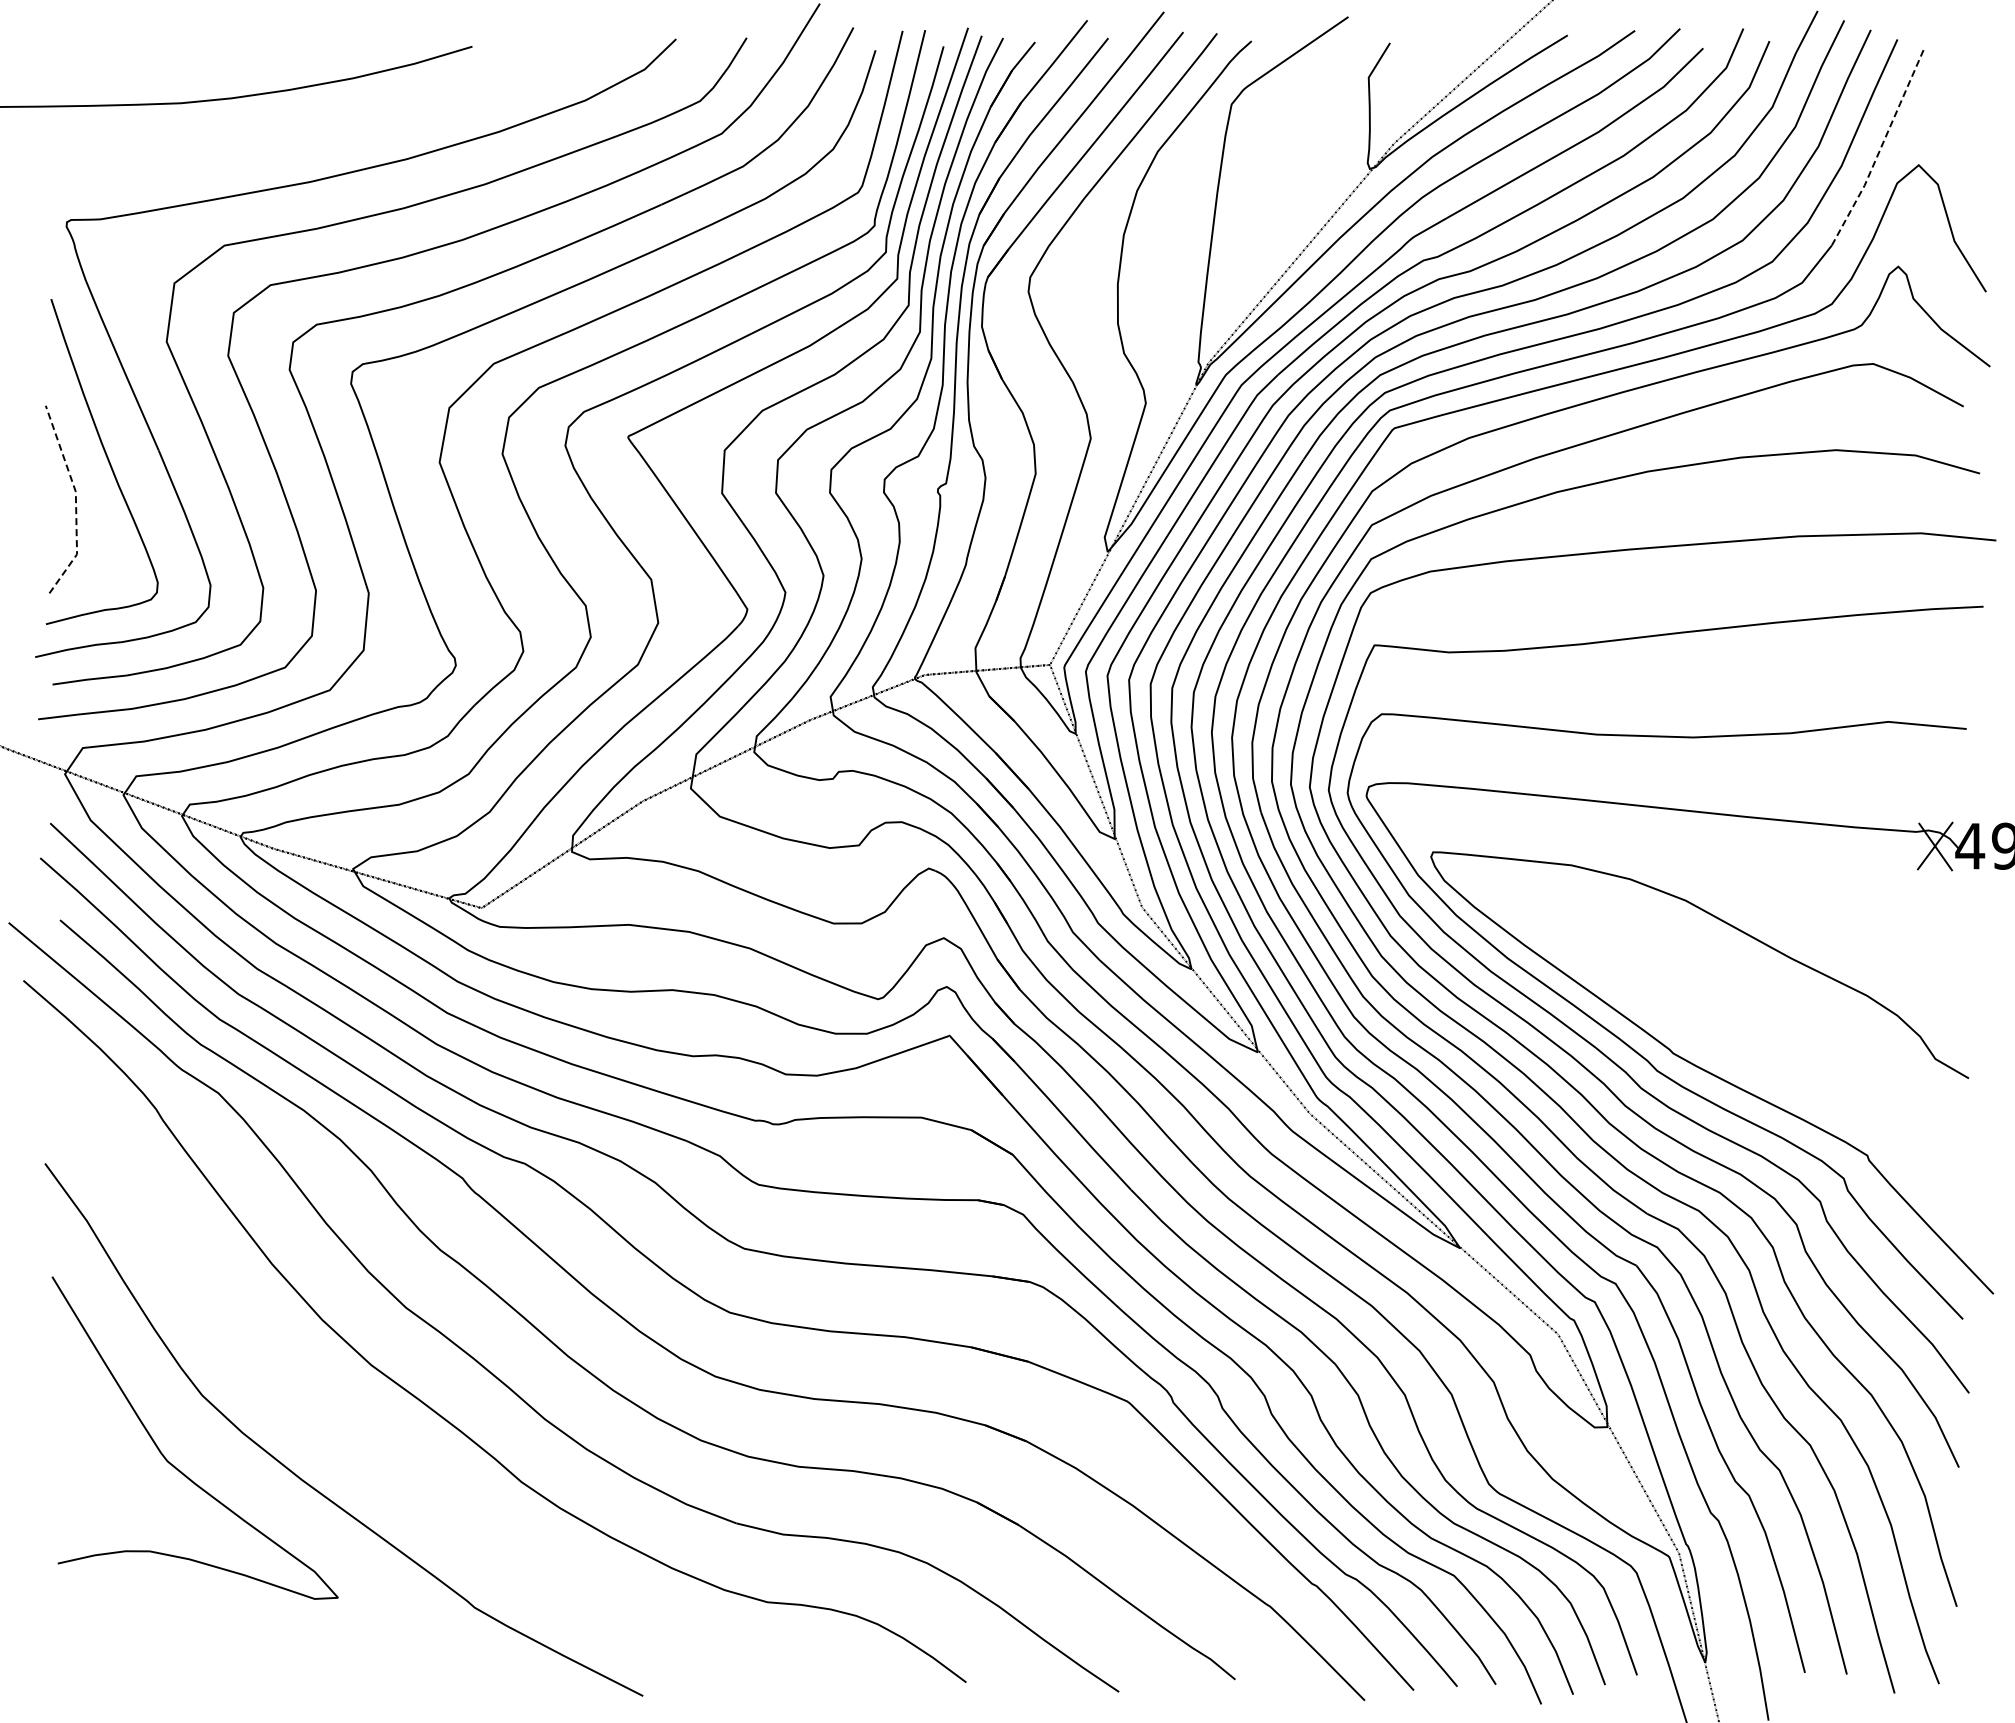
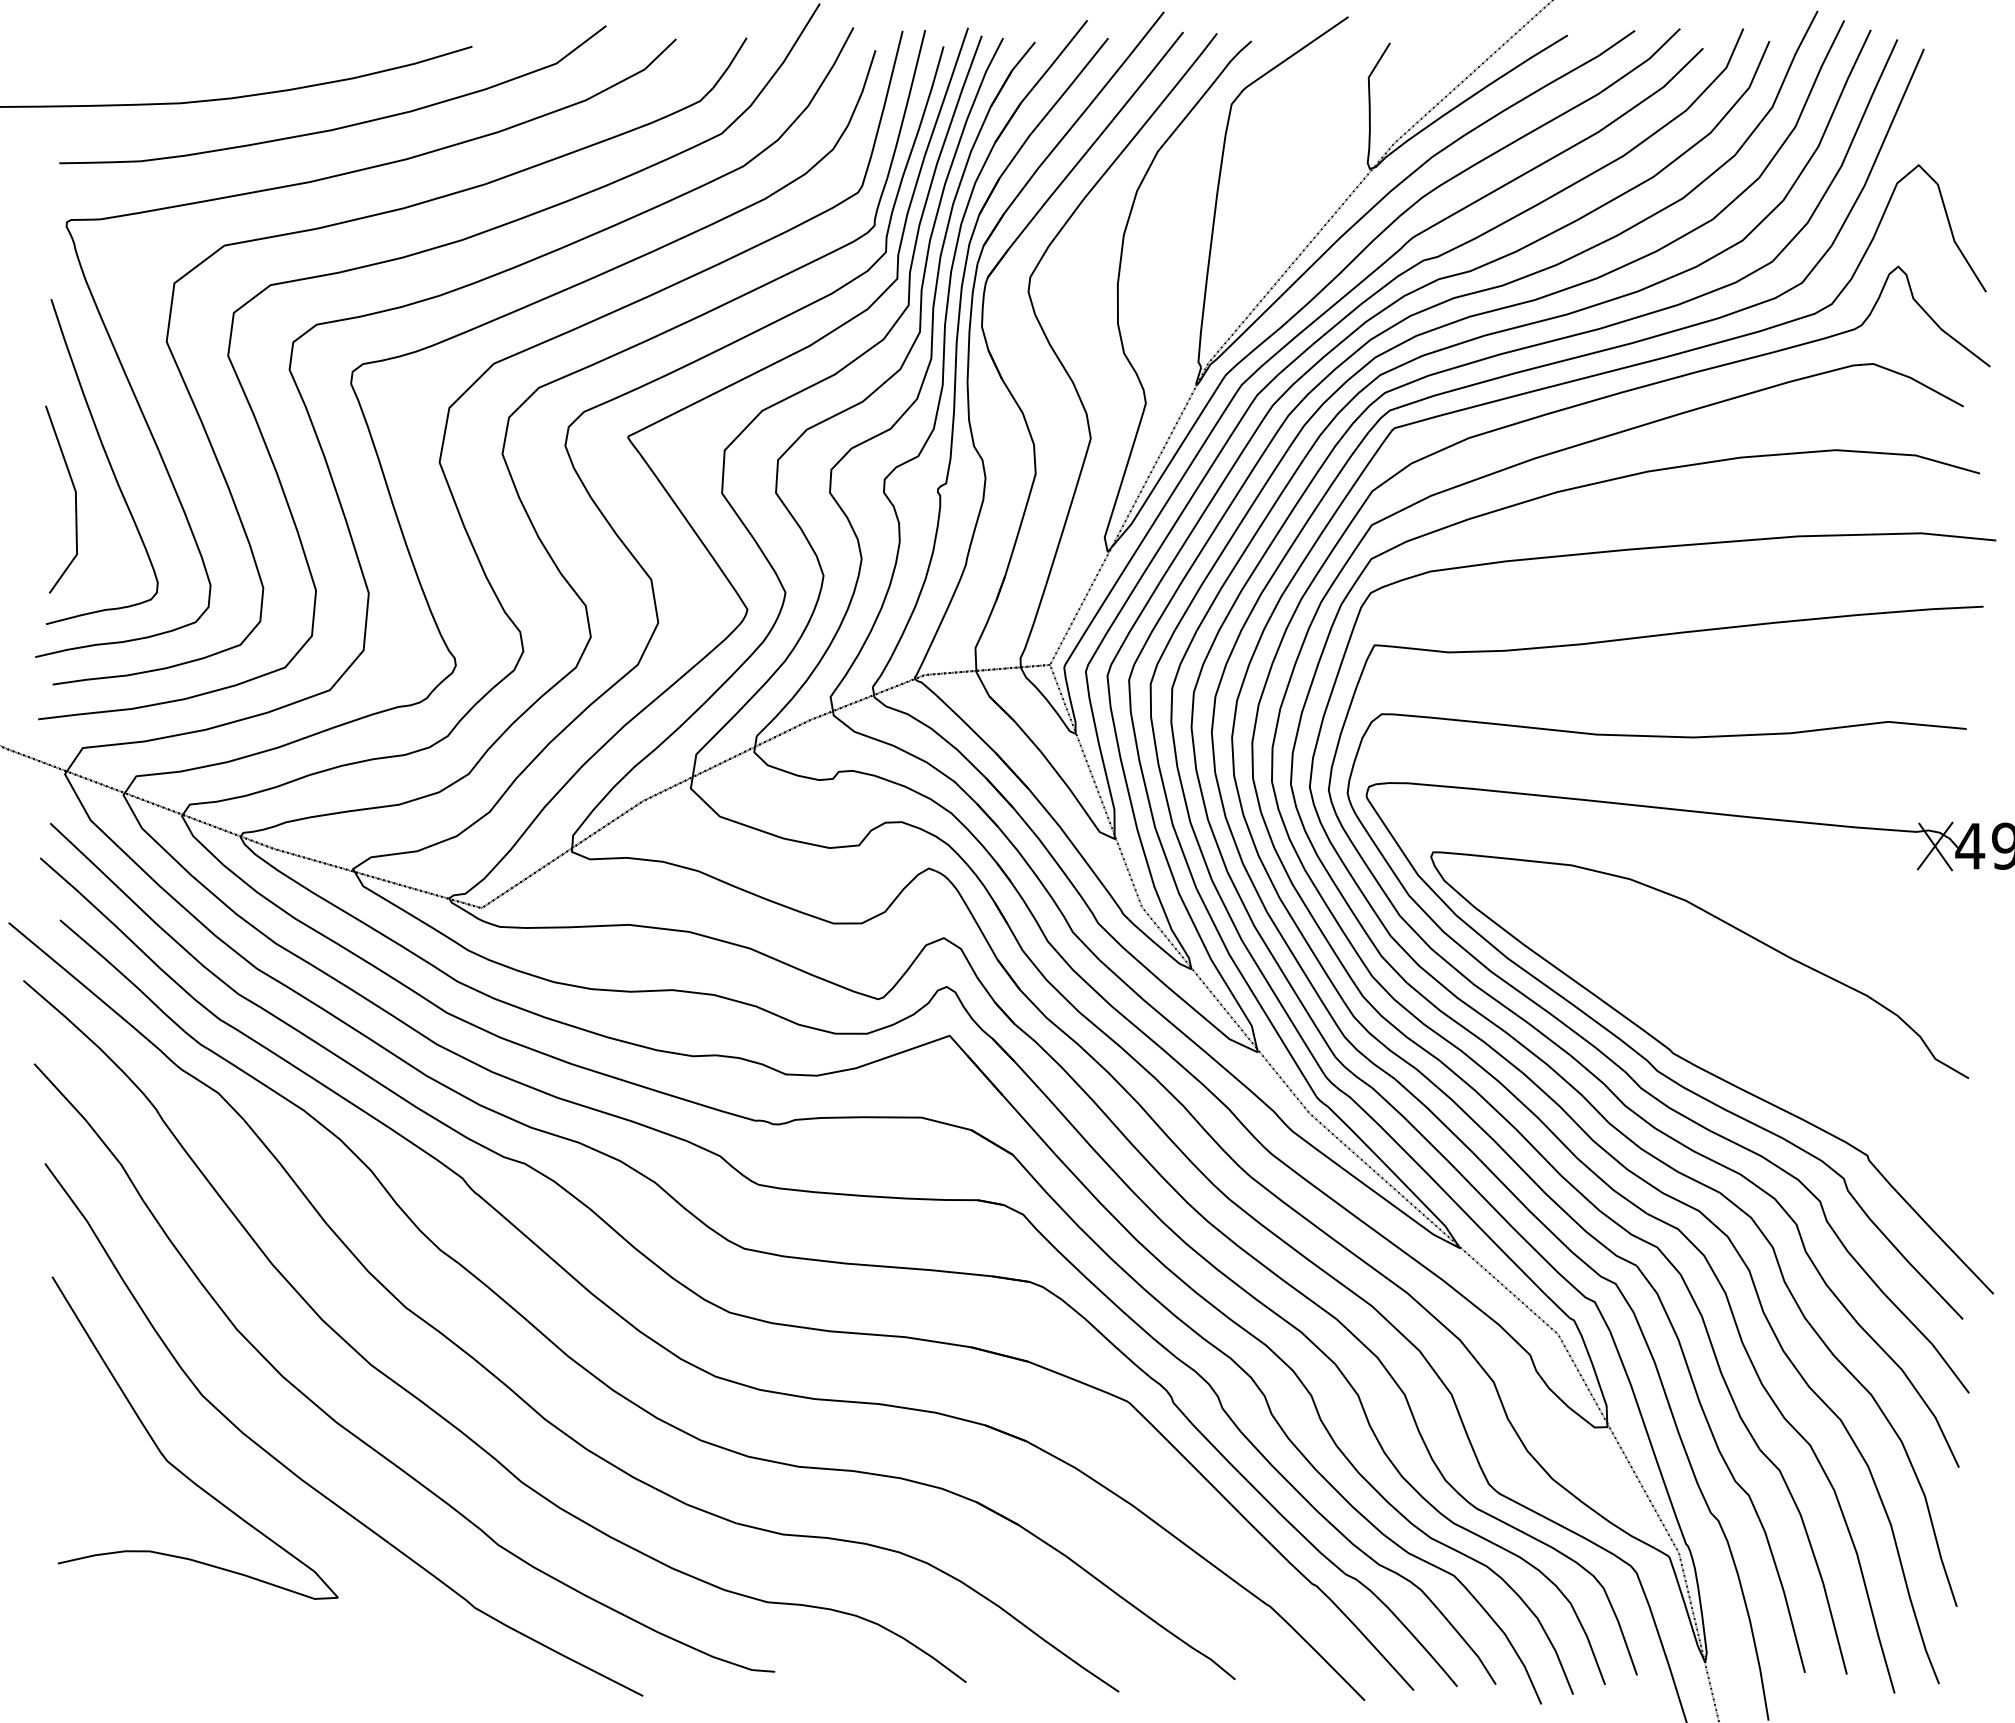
curve: none -> present (337, 127)
line: dashed -> solid (1880, 148)
line: dashed -> solid (76, 500)
curve: none -> present (359, 1437)
